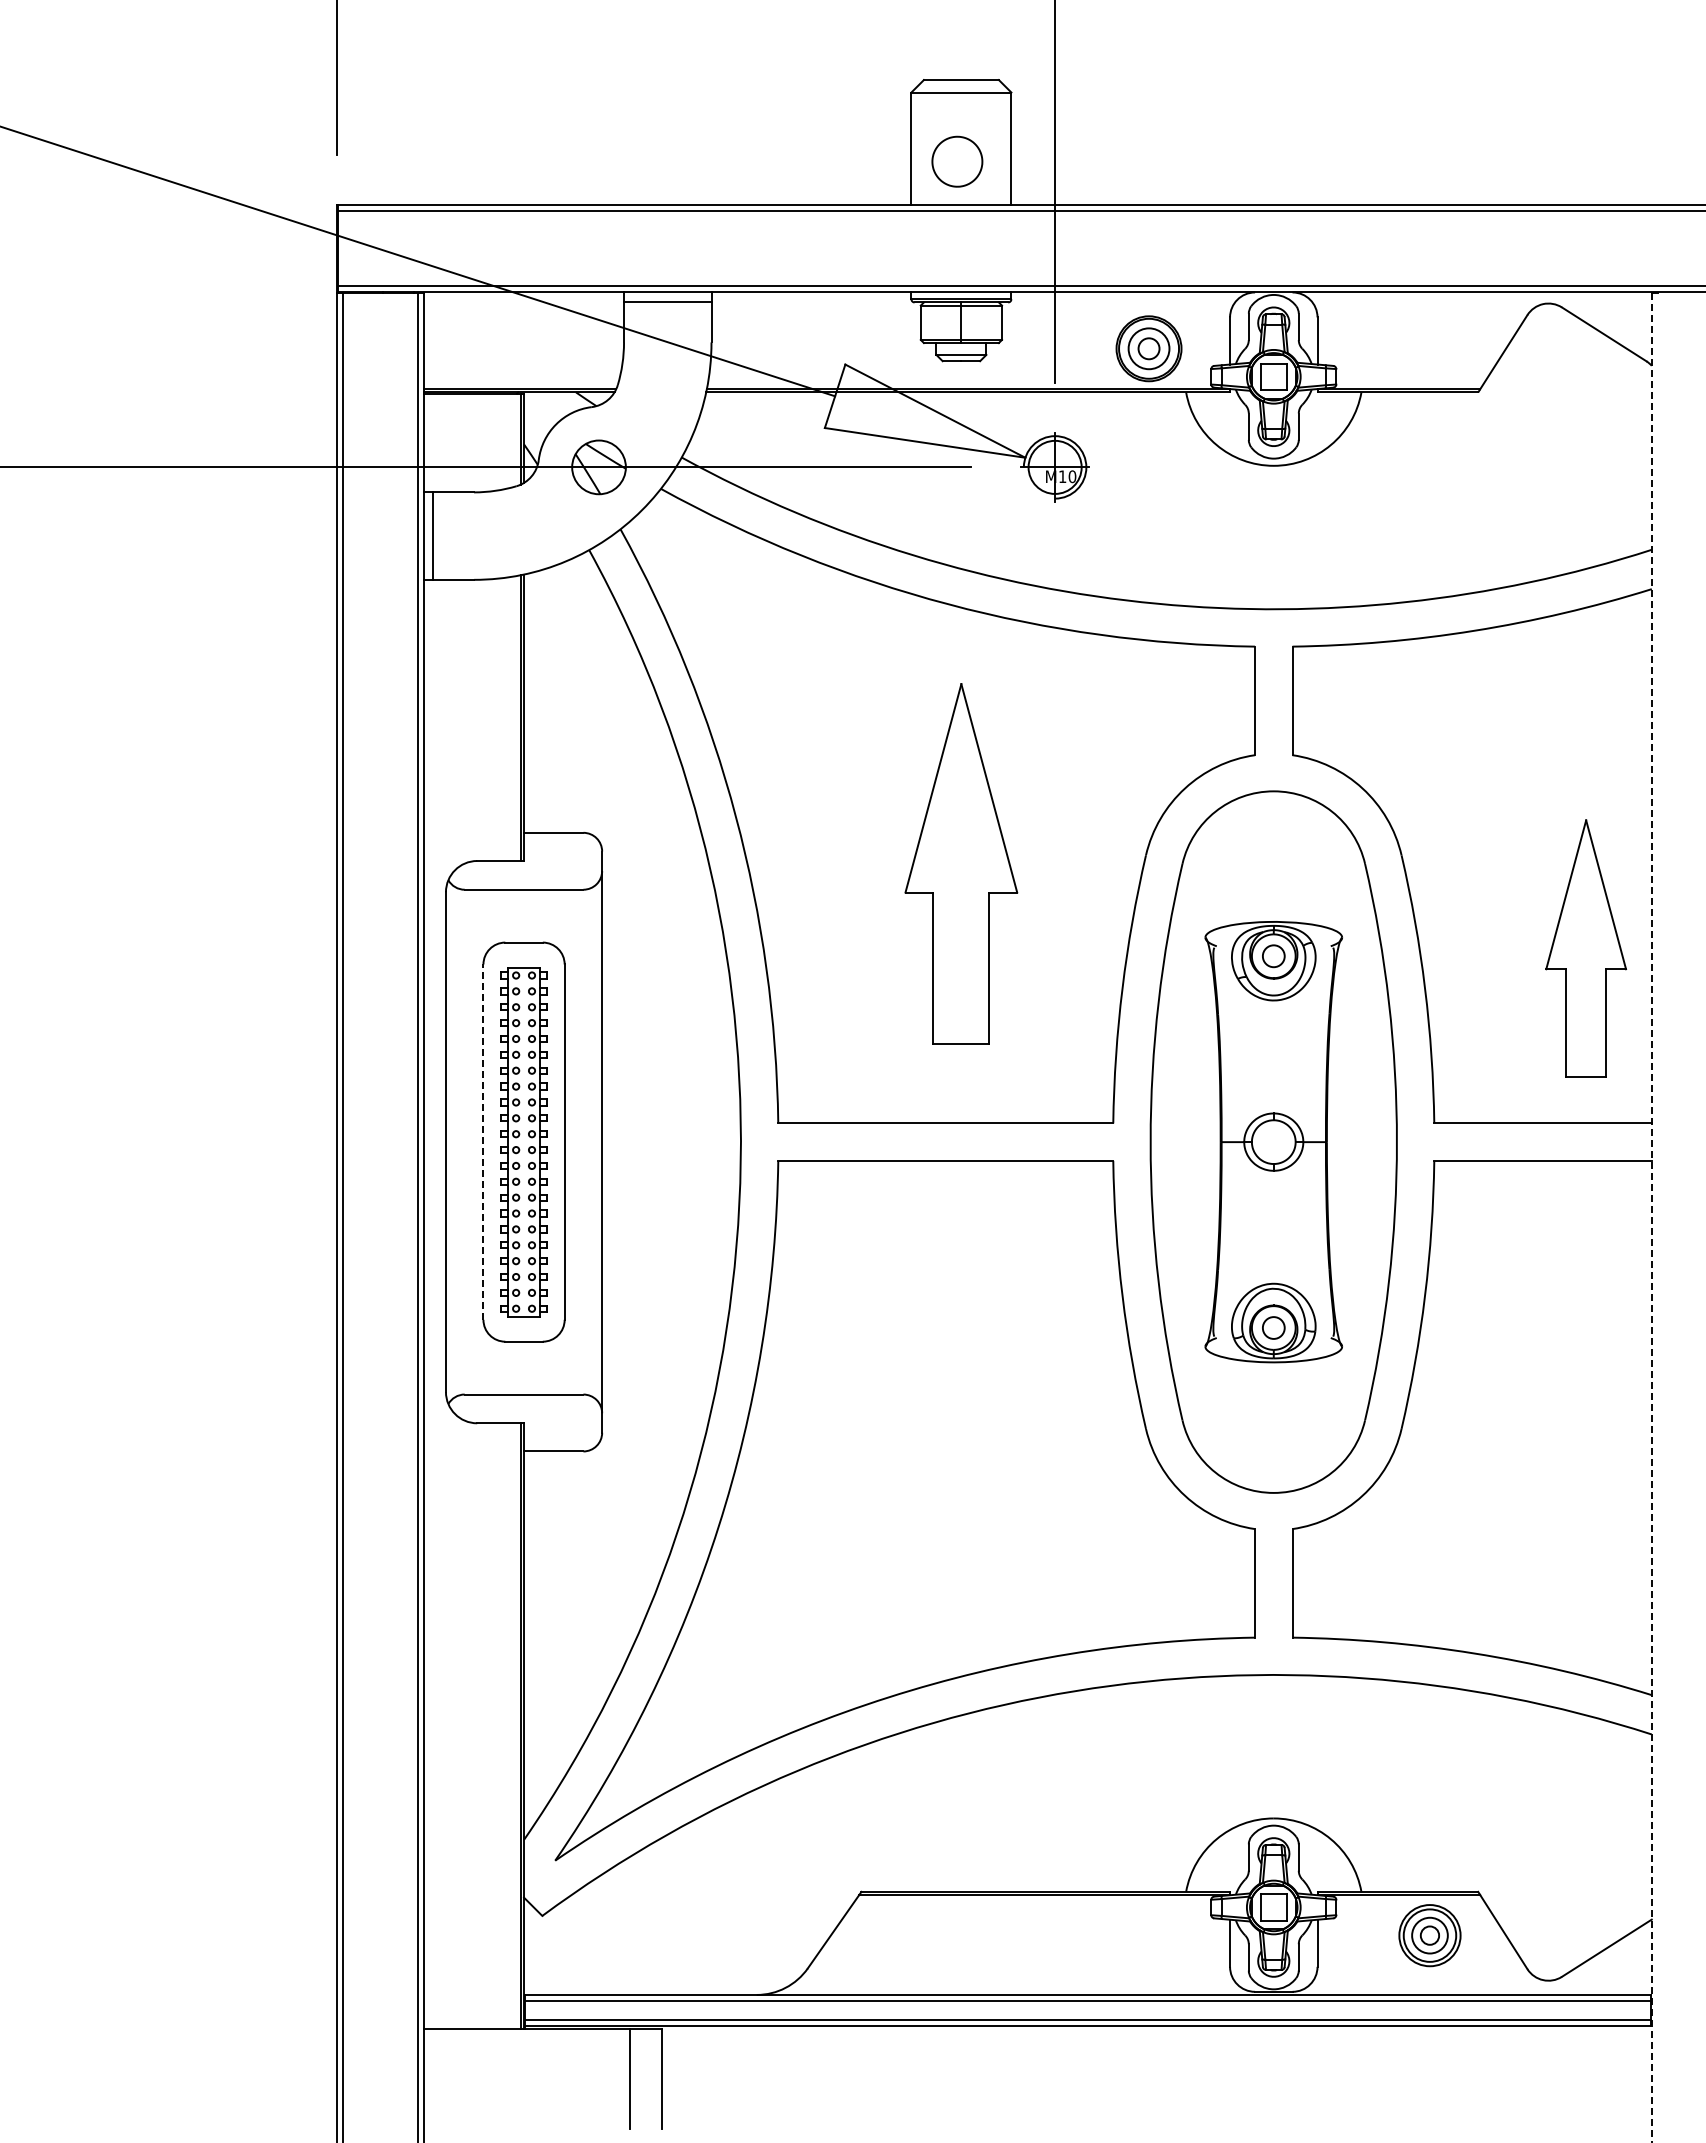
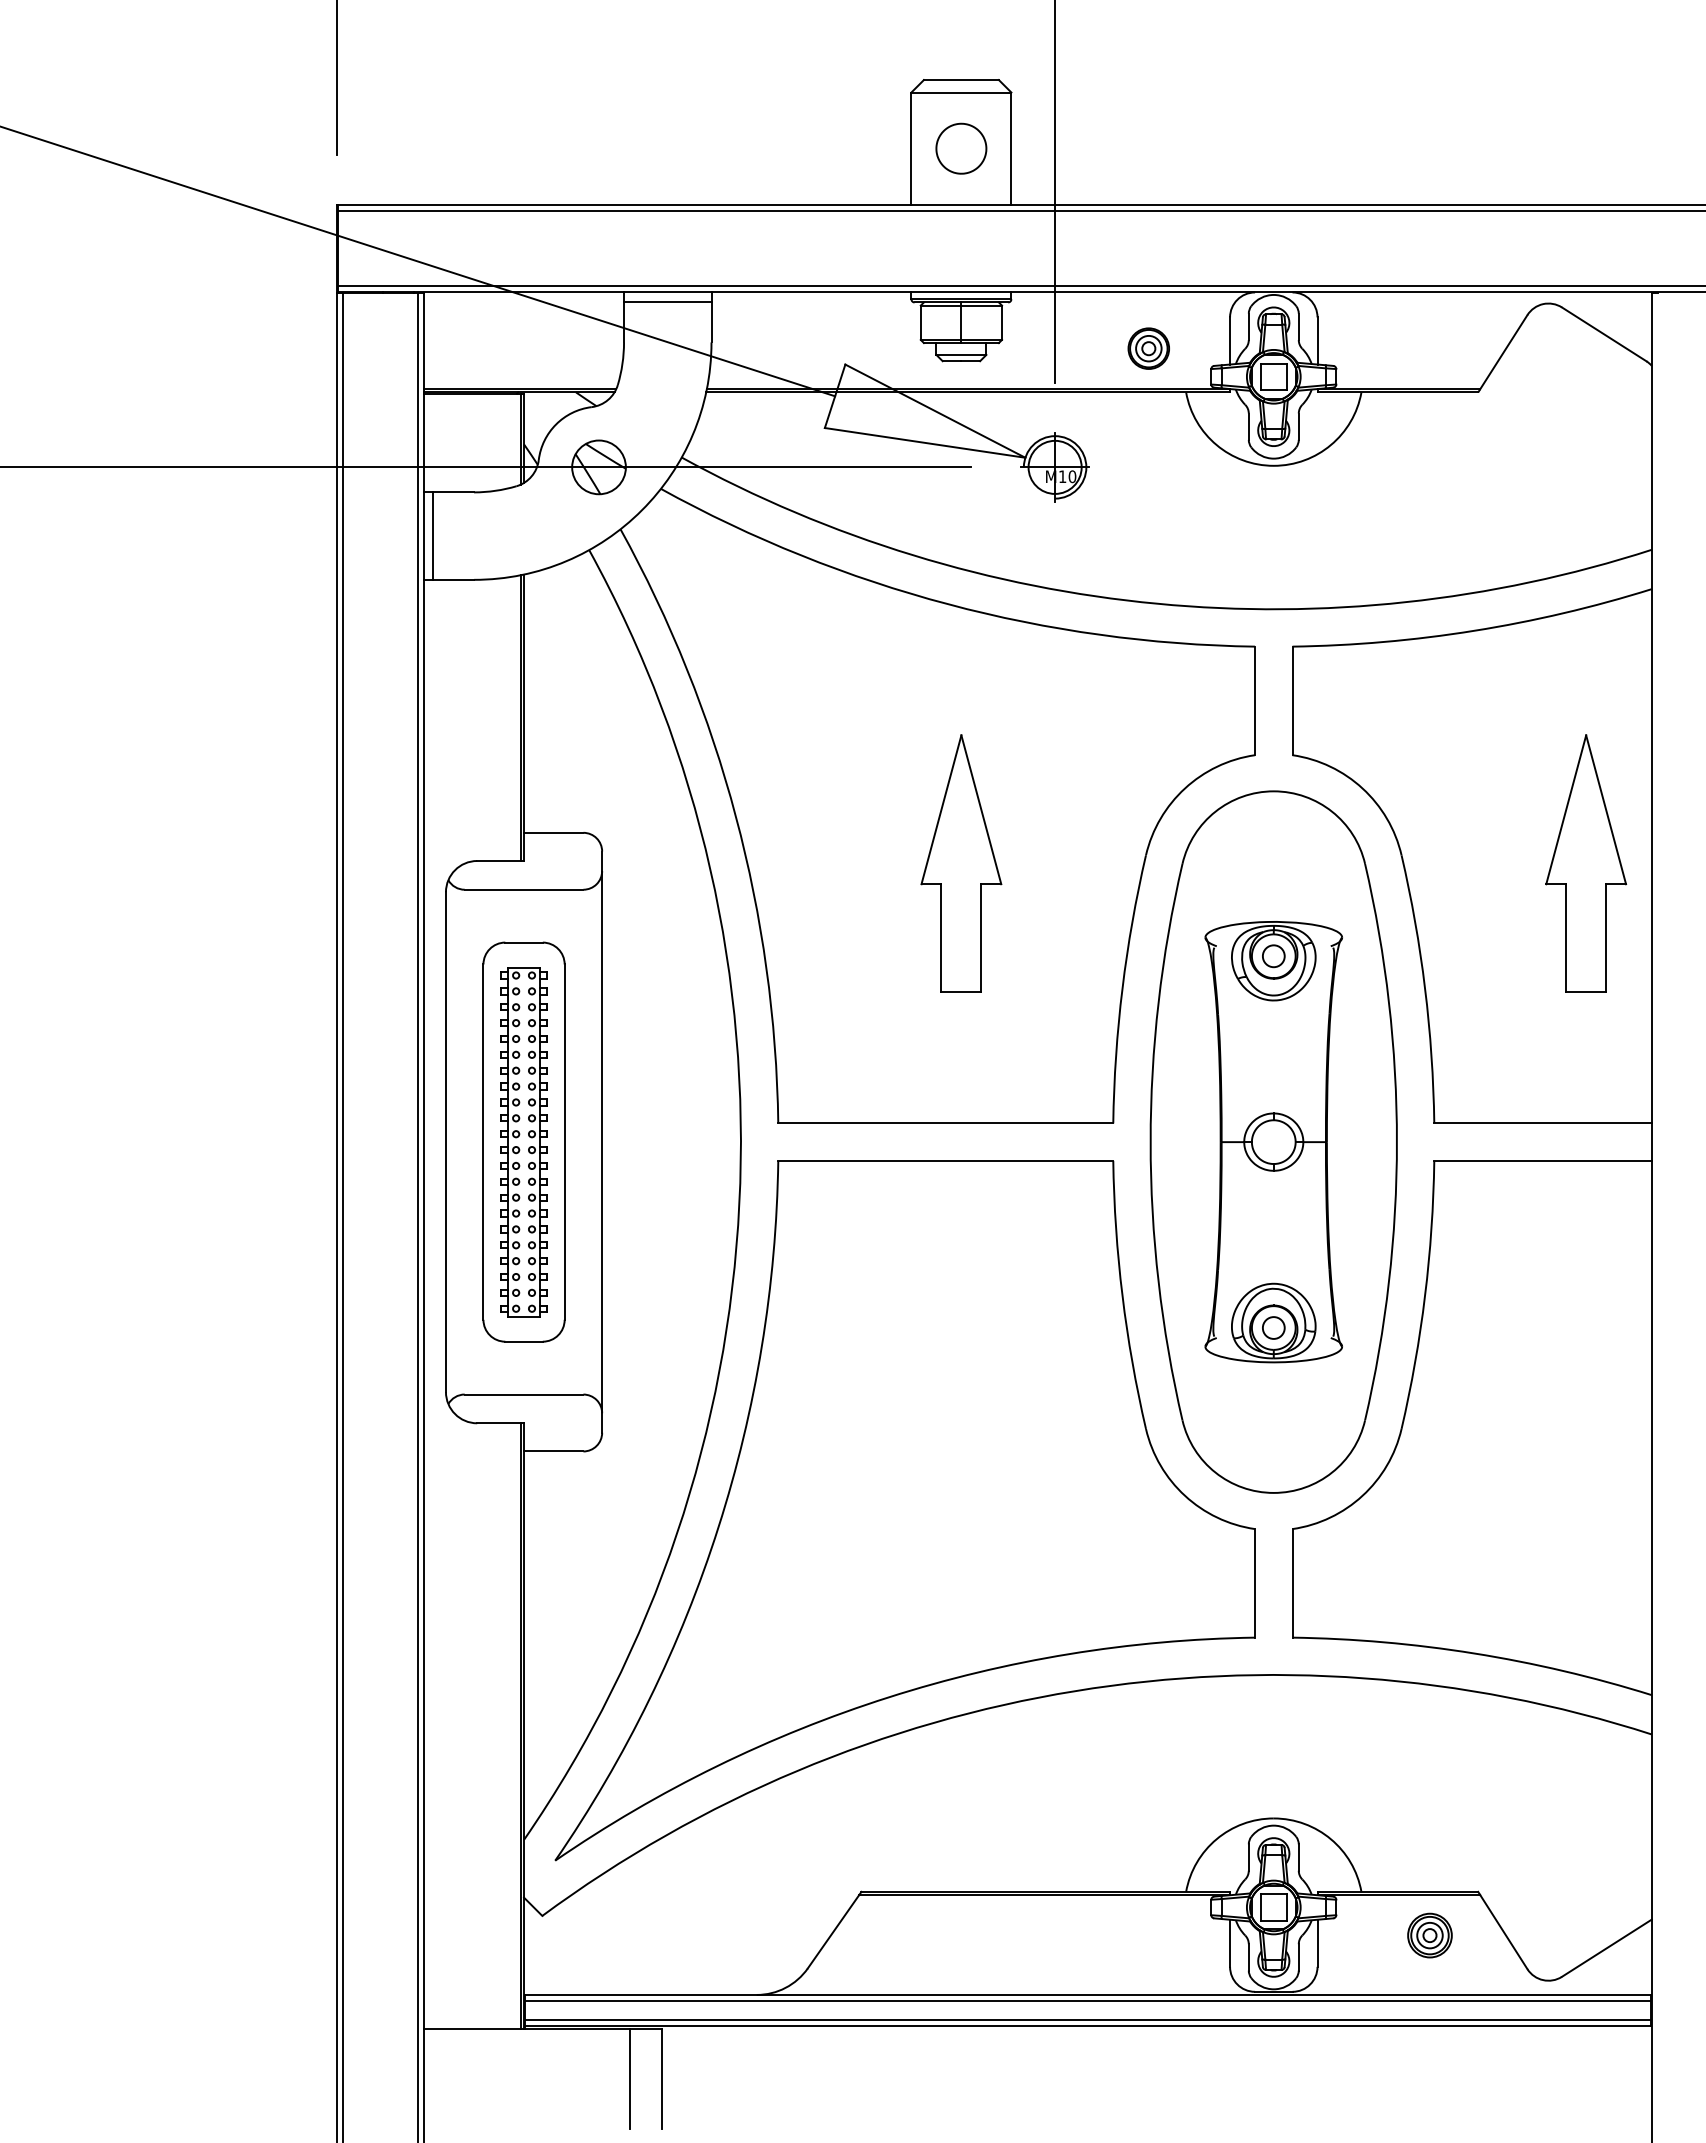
part position: (957, 161) -> (961, 148) (961, 148)
part size: 68x68 px -> 43x43 px (1148, 348)
part size: 115x362 px -> 83x259 px (961, 863)
part position: (1586, 948) -> (1586, 863) (1586, 863)
line: dashed -> solid (483, 1142)
line: dashed -> solid (1651, 1217)
part size: 64x64 px -> 46x47 px (1429, 1935)
